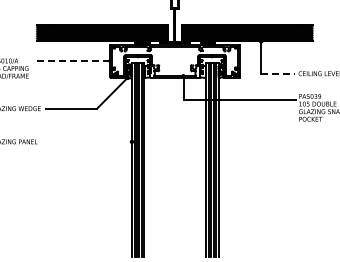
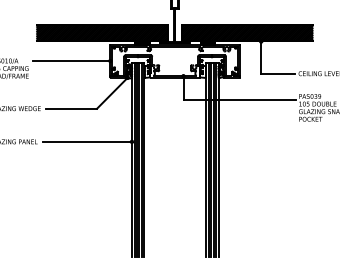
line: dashed -> solid (71, 61)
line: dashed -> solid (278, 73)
line: none -> present (86, 141)
